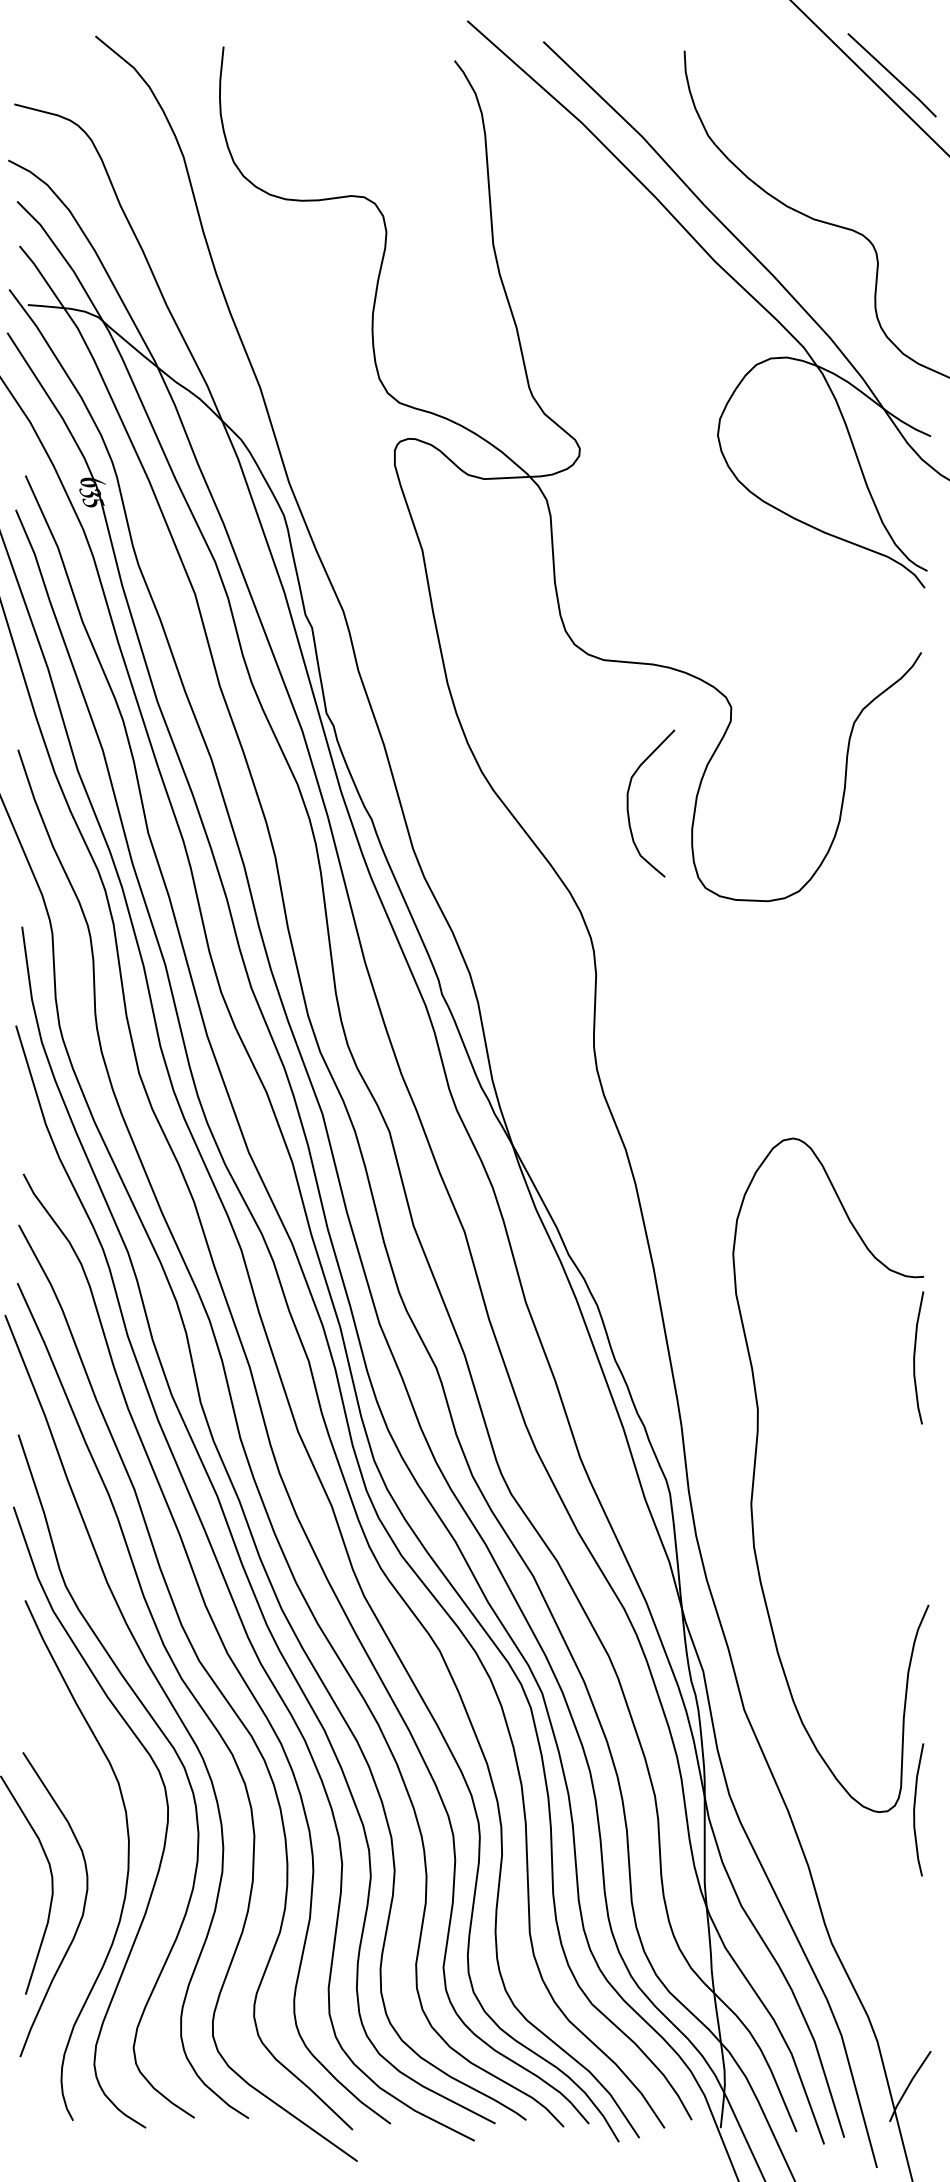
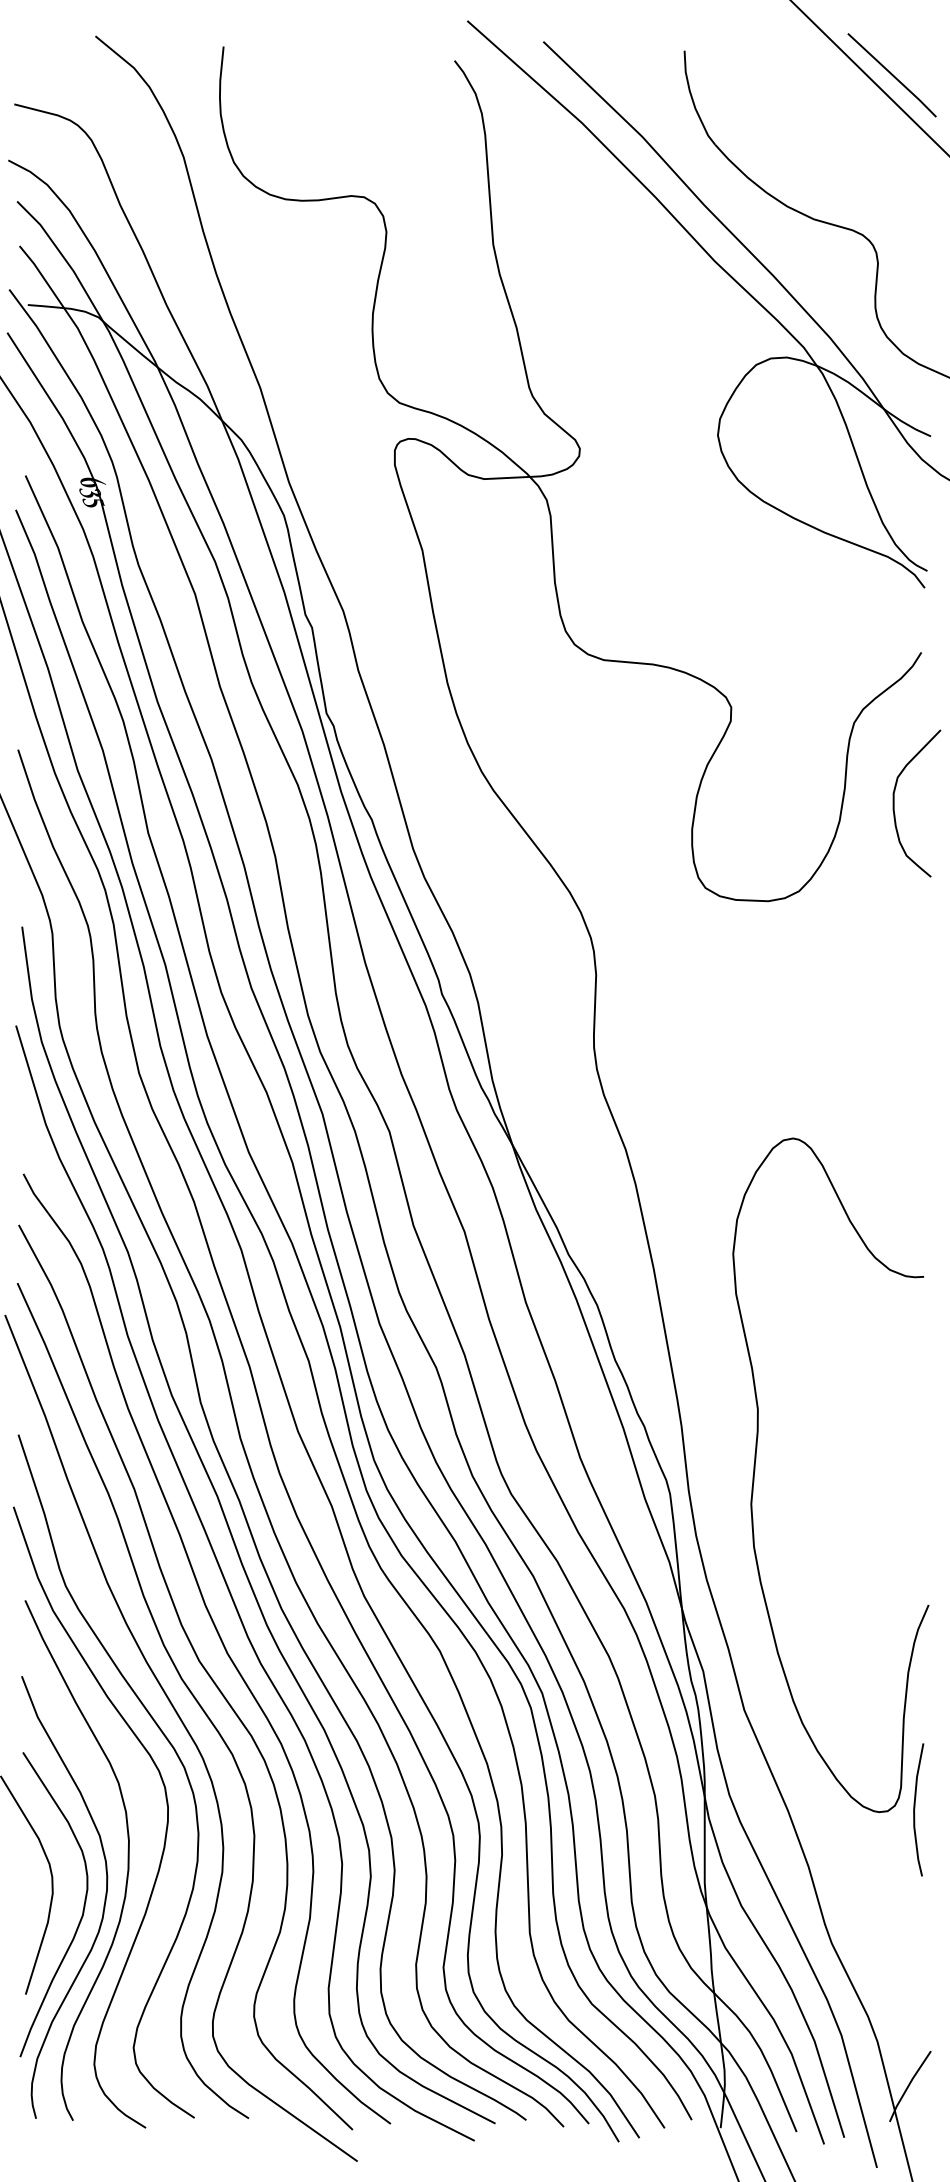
curve position: (628, 803) -> (894, 803) (894, 803)
curve: present -> none (915, 1356)
curve: none -> present (103, 1905)
